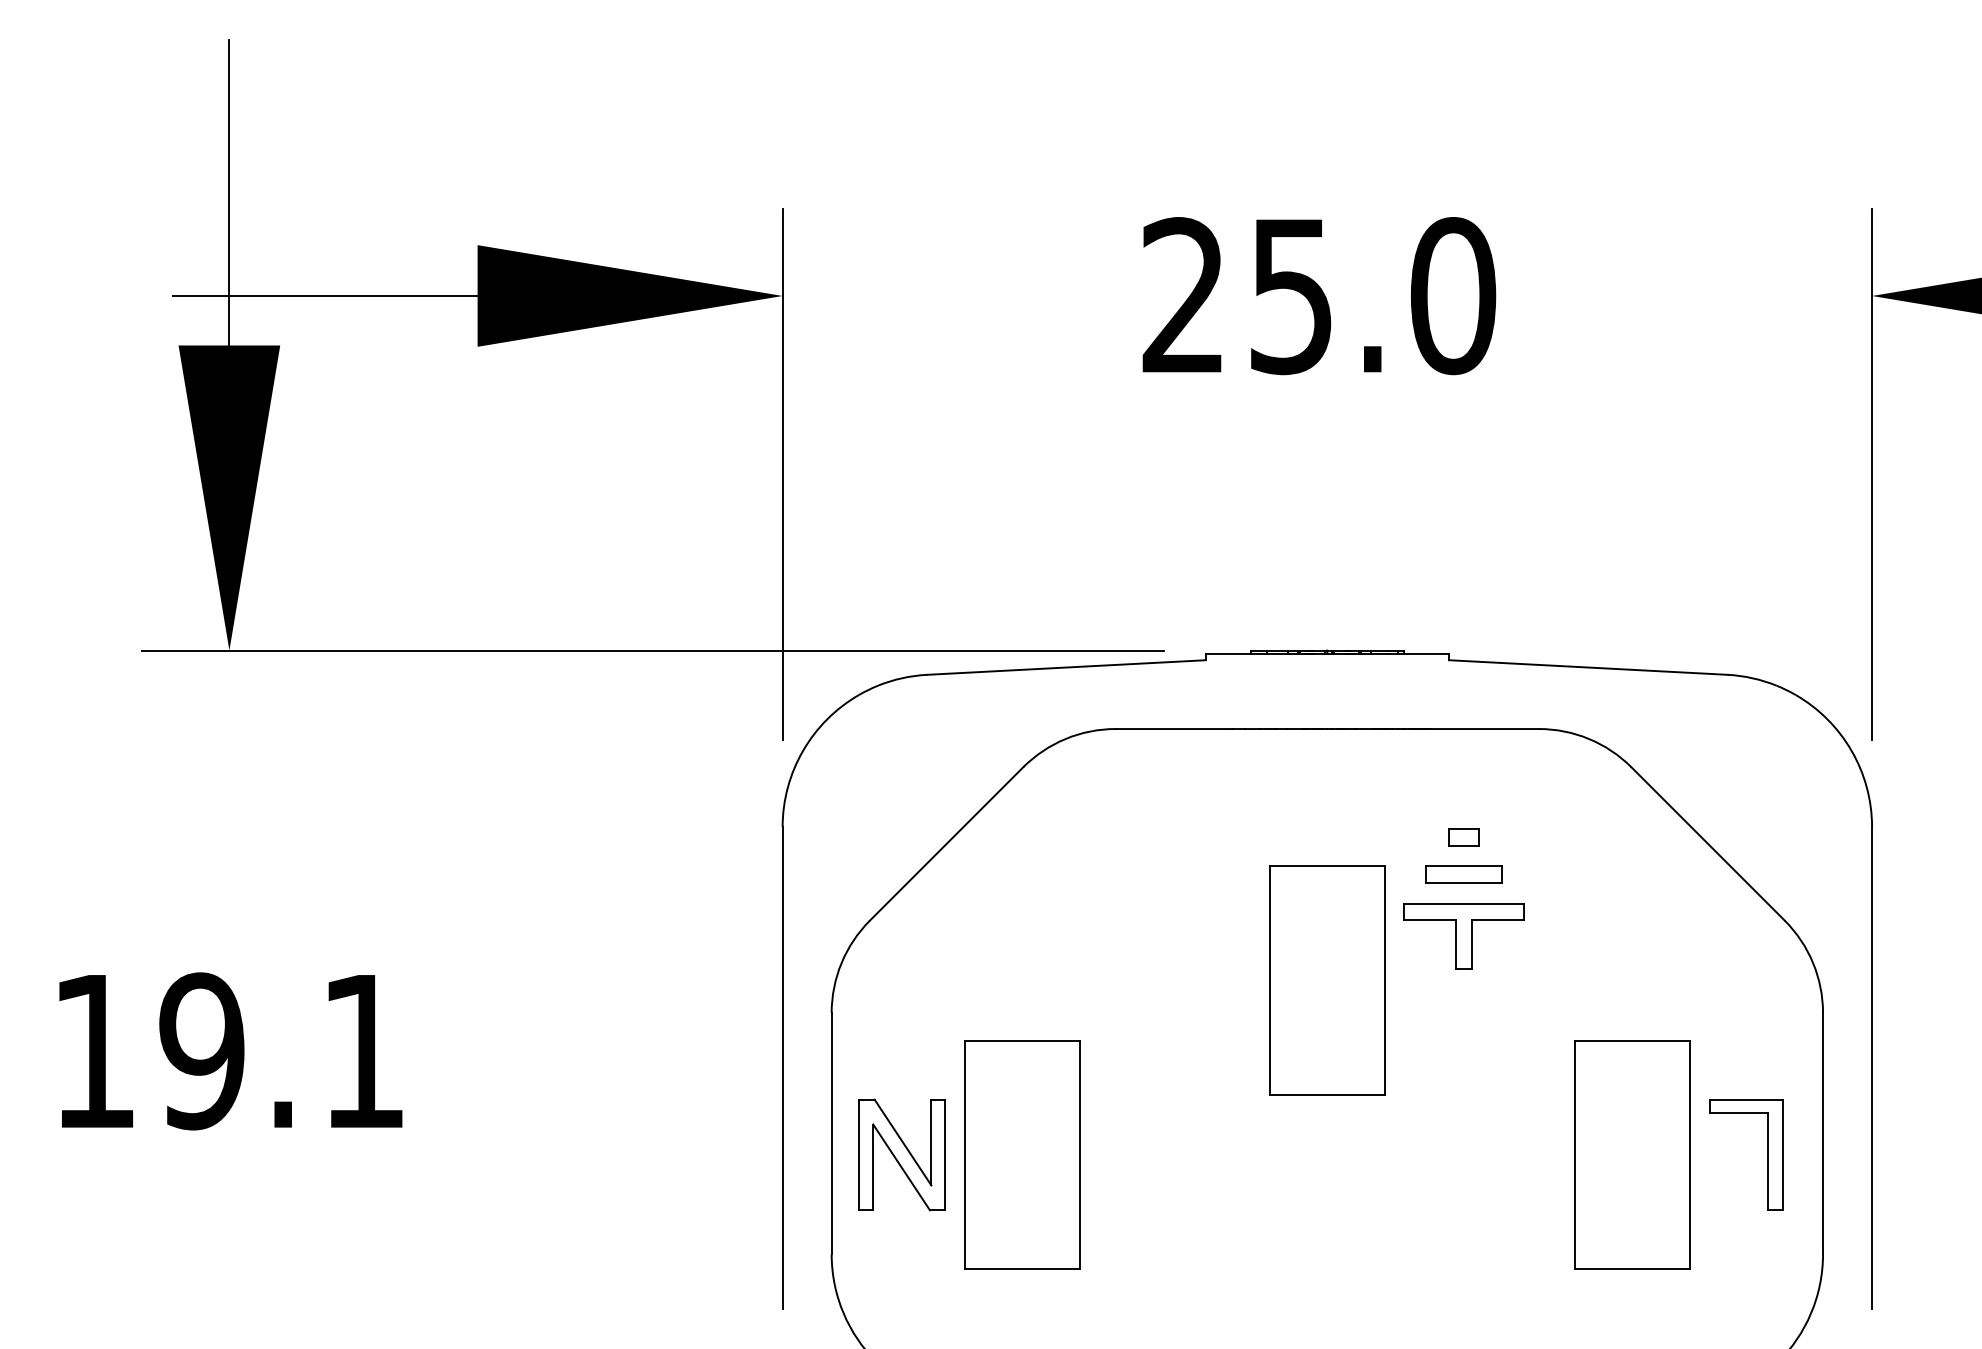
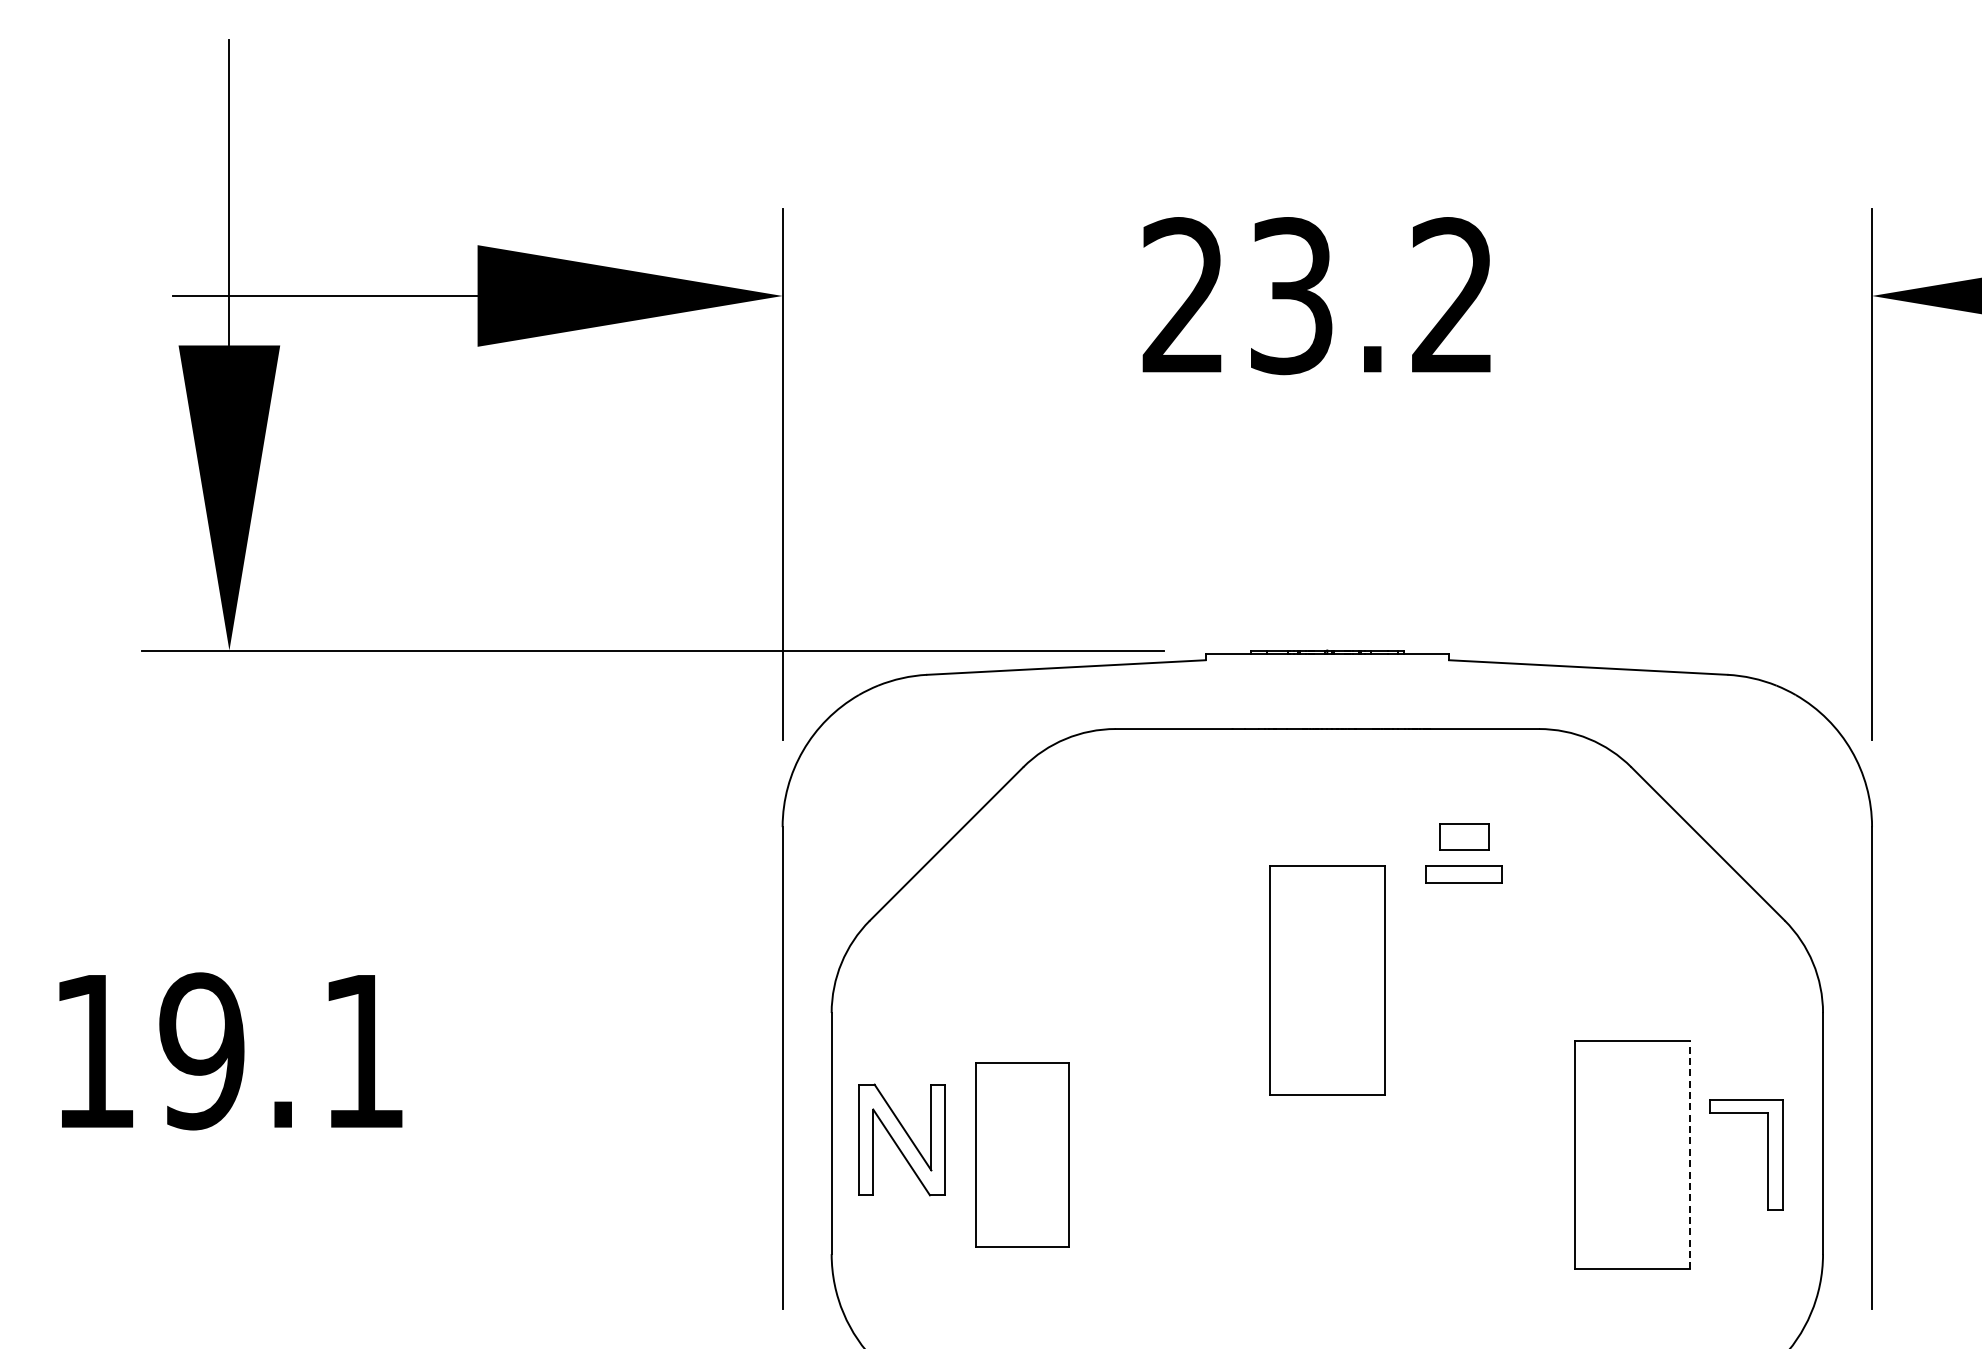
text: 25.0 -> 23.2 (1373, 296)
part size: 32x19 px -> 51x28 px (1464, 836)
part: present -> none (1463, 936)
part position: (901, 1154) -> (901, 1139) (901, 1139)
part size: 117x230 px -> 95x186 px (1022, 1154)
line: solid -> dashed (1690, 1154)
